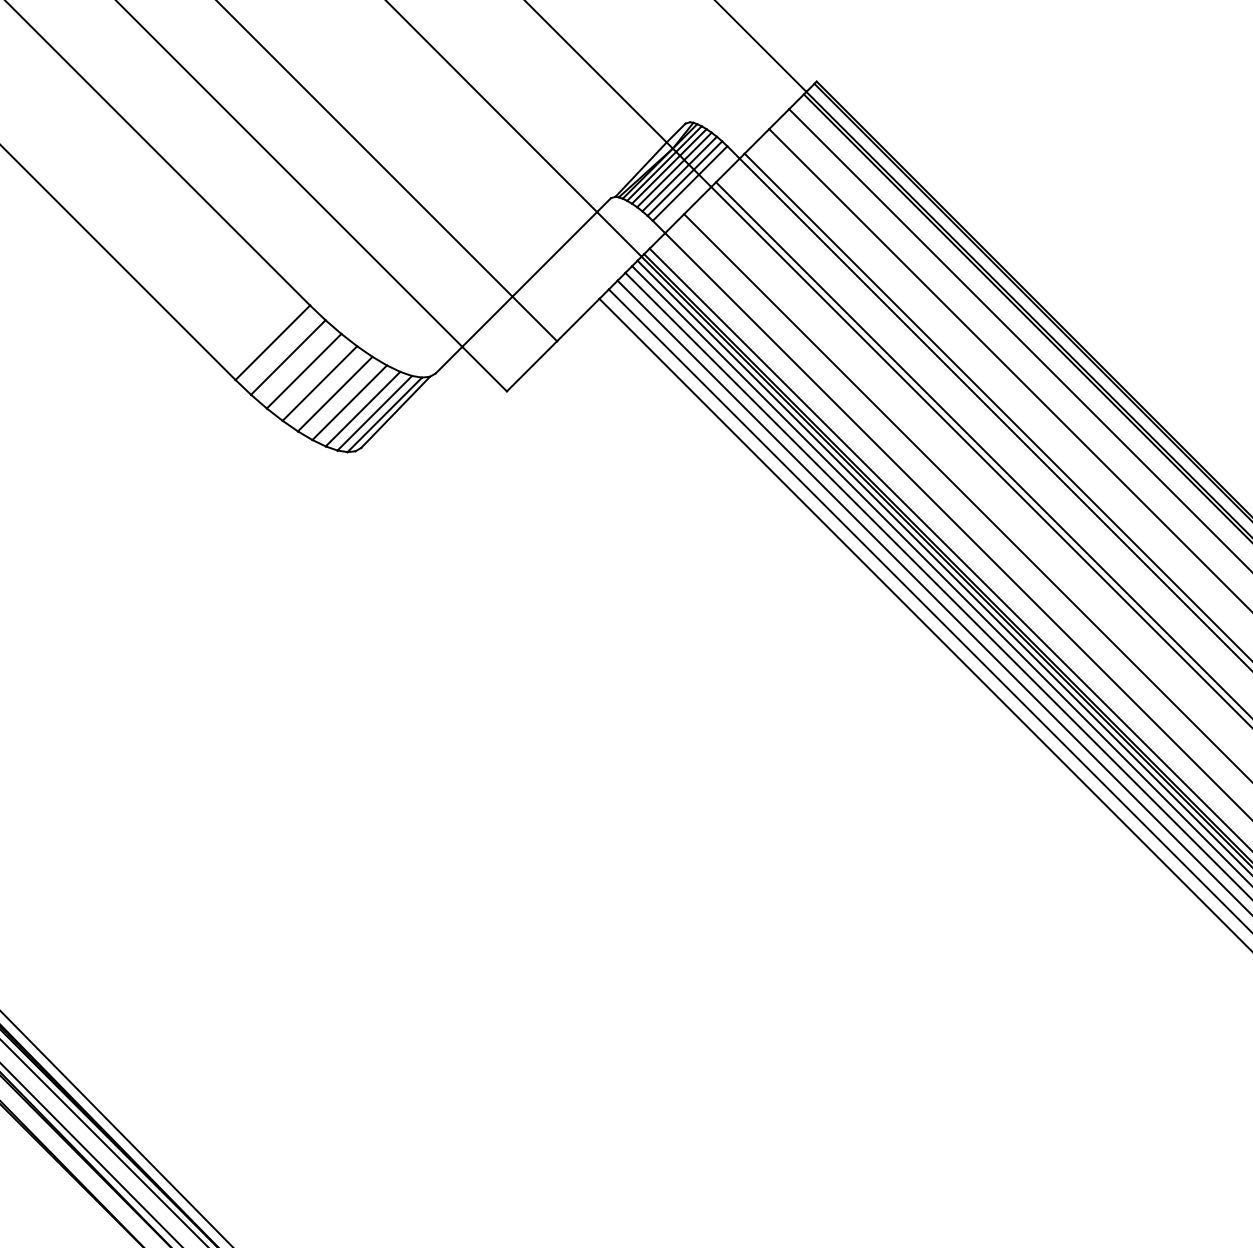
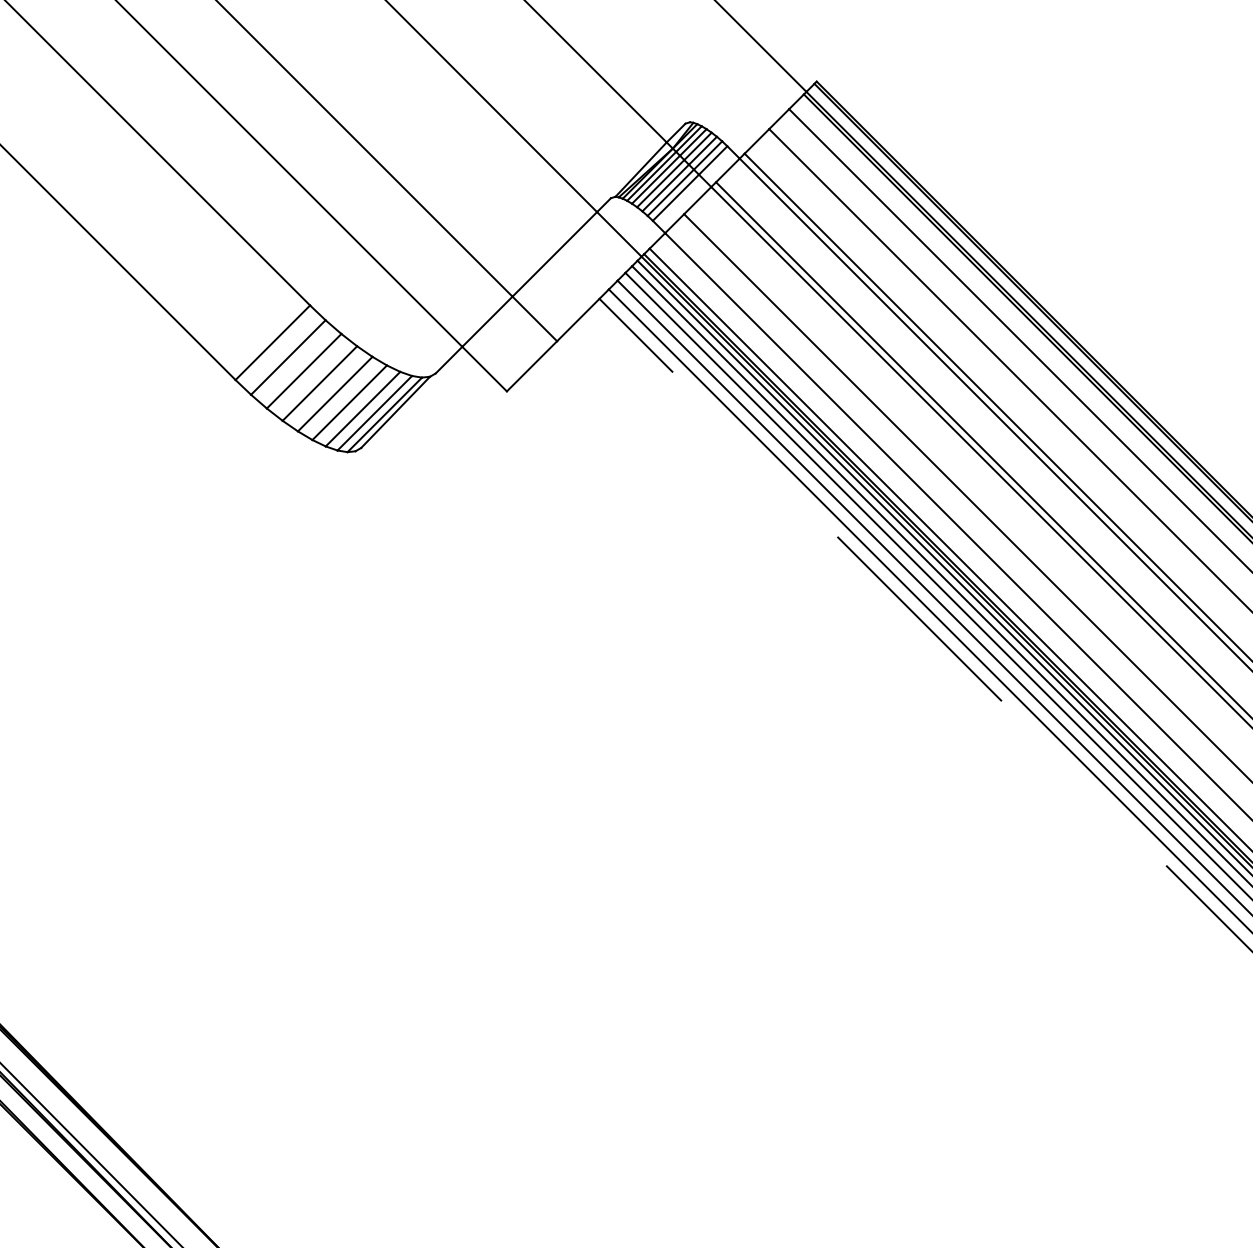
line: solid -> dashed (926, 625)
line: present -> none (116, 1128)
line: present -> none (103, 1142)
